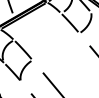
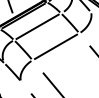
line: none -> present (37, 26)
line: none -> present (55, 46)
